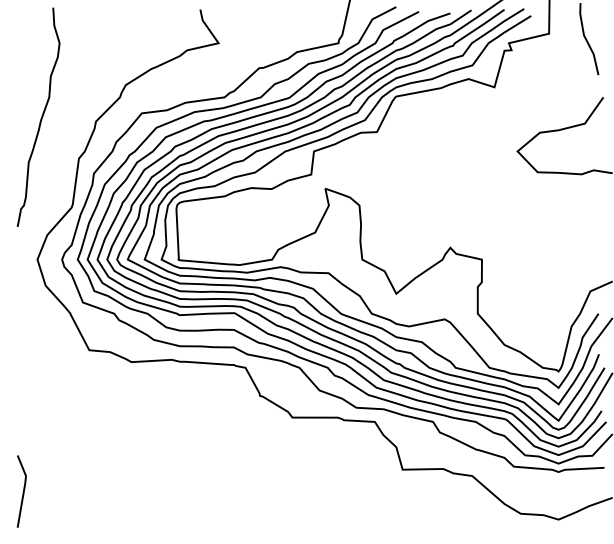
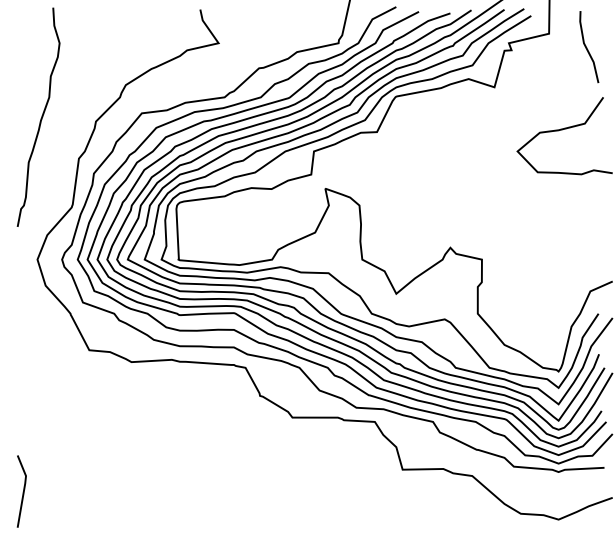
line position: (587, 39) -> (587, 47) (587, 47)
